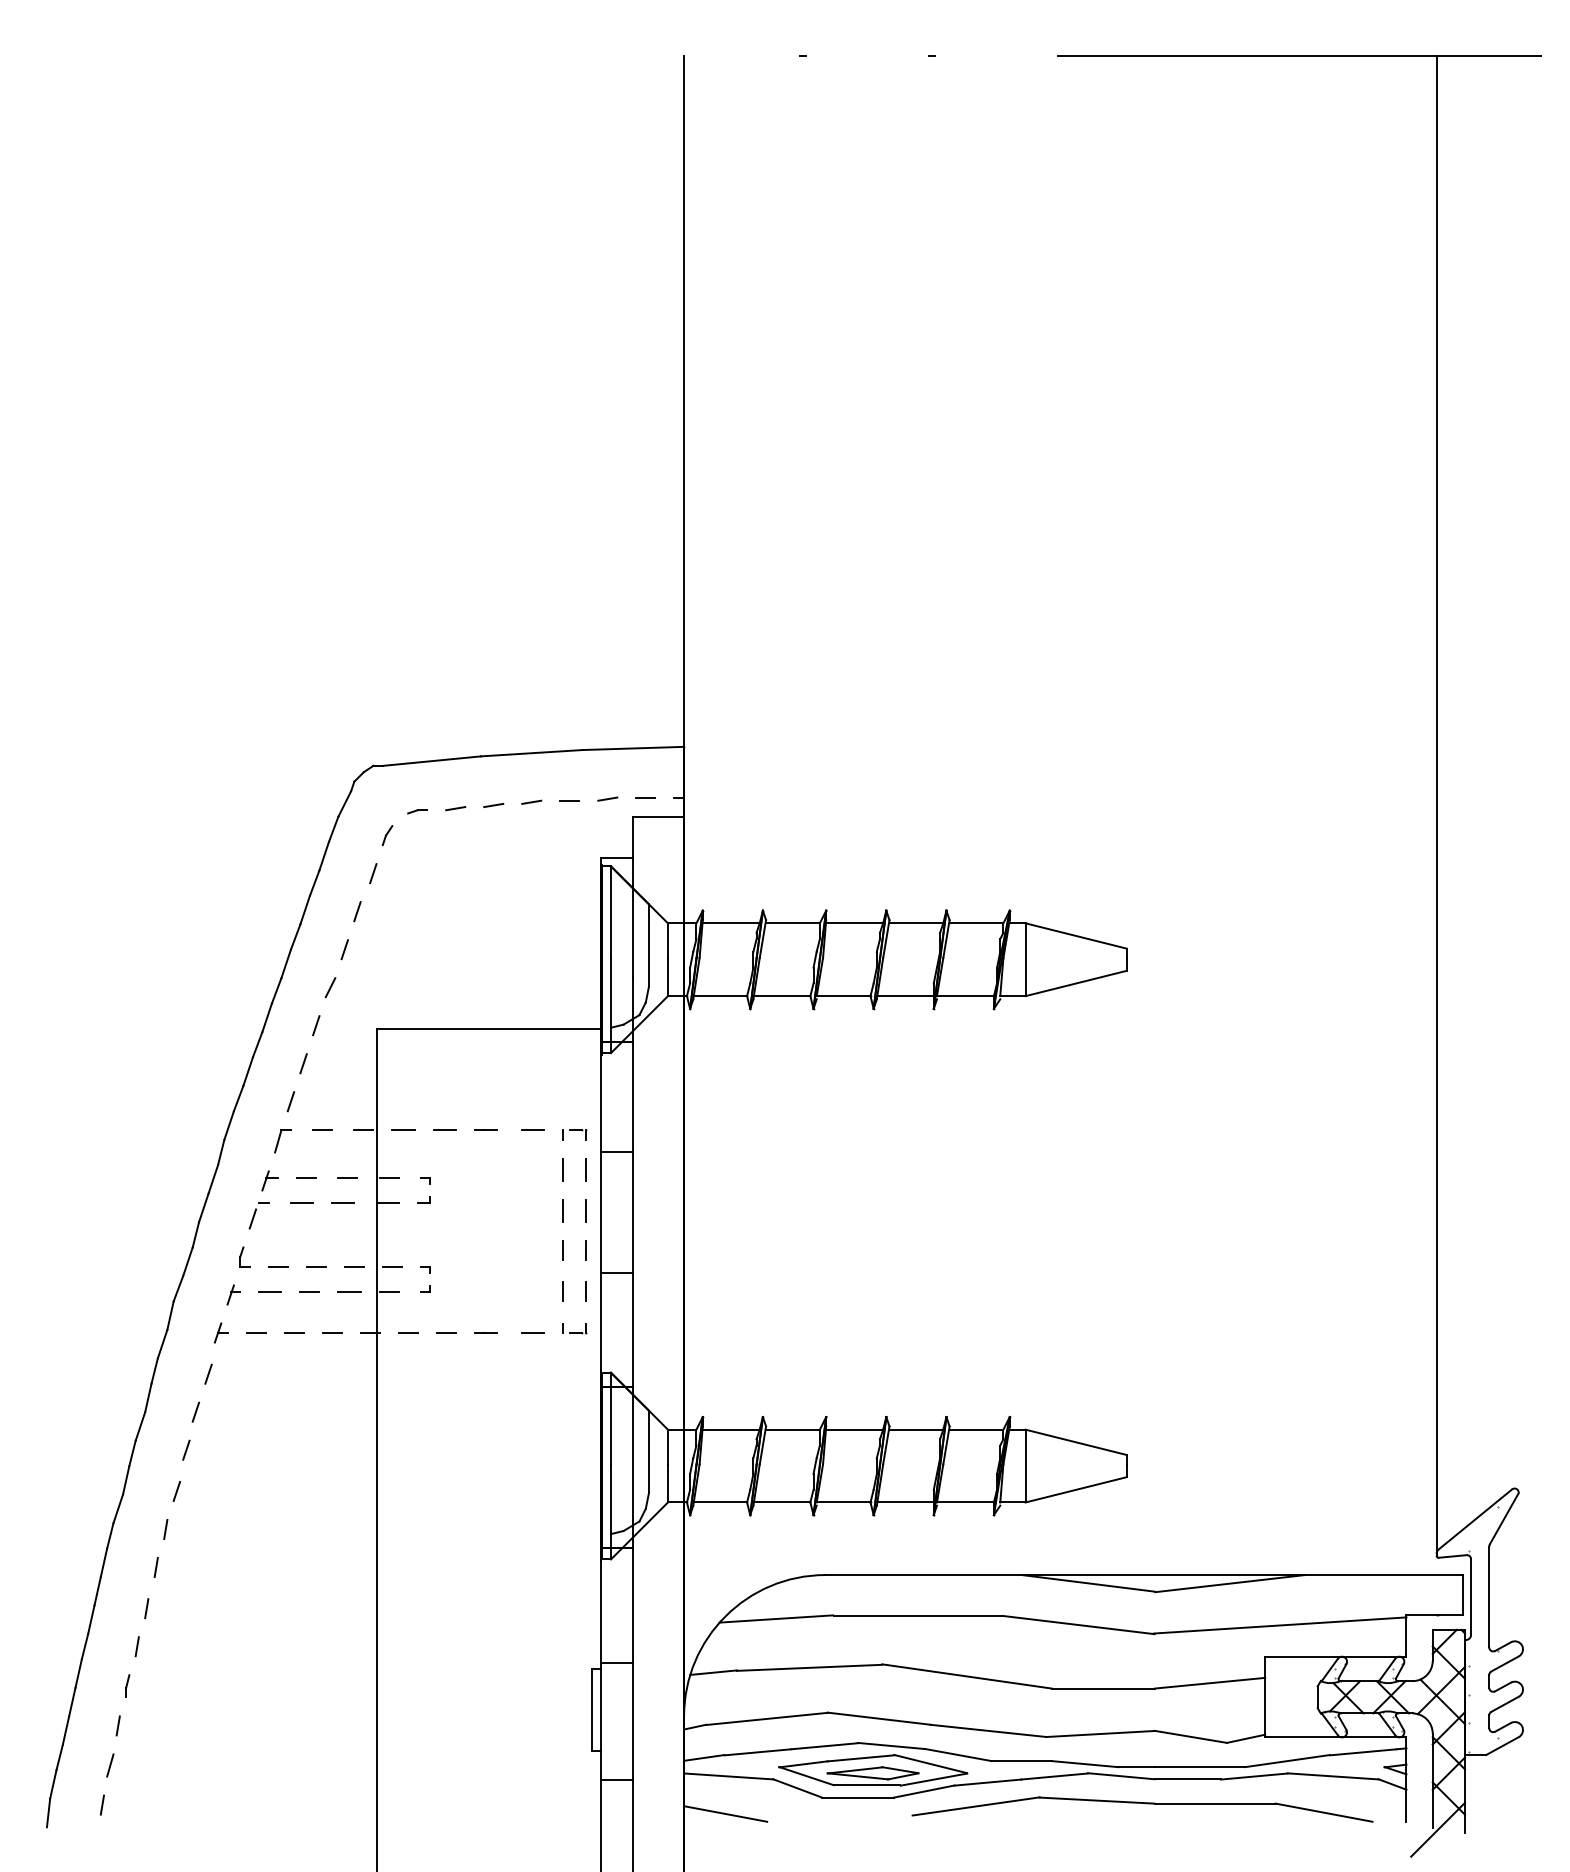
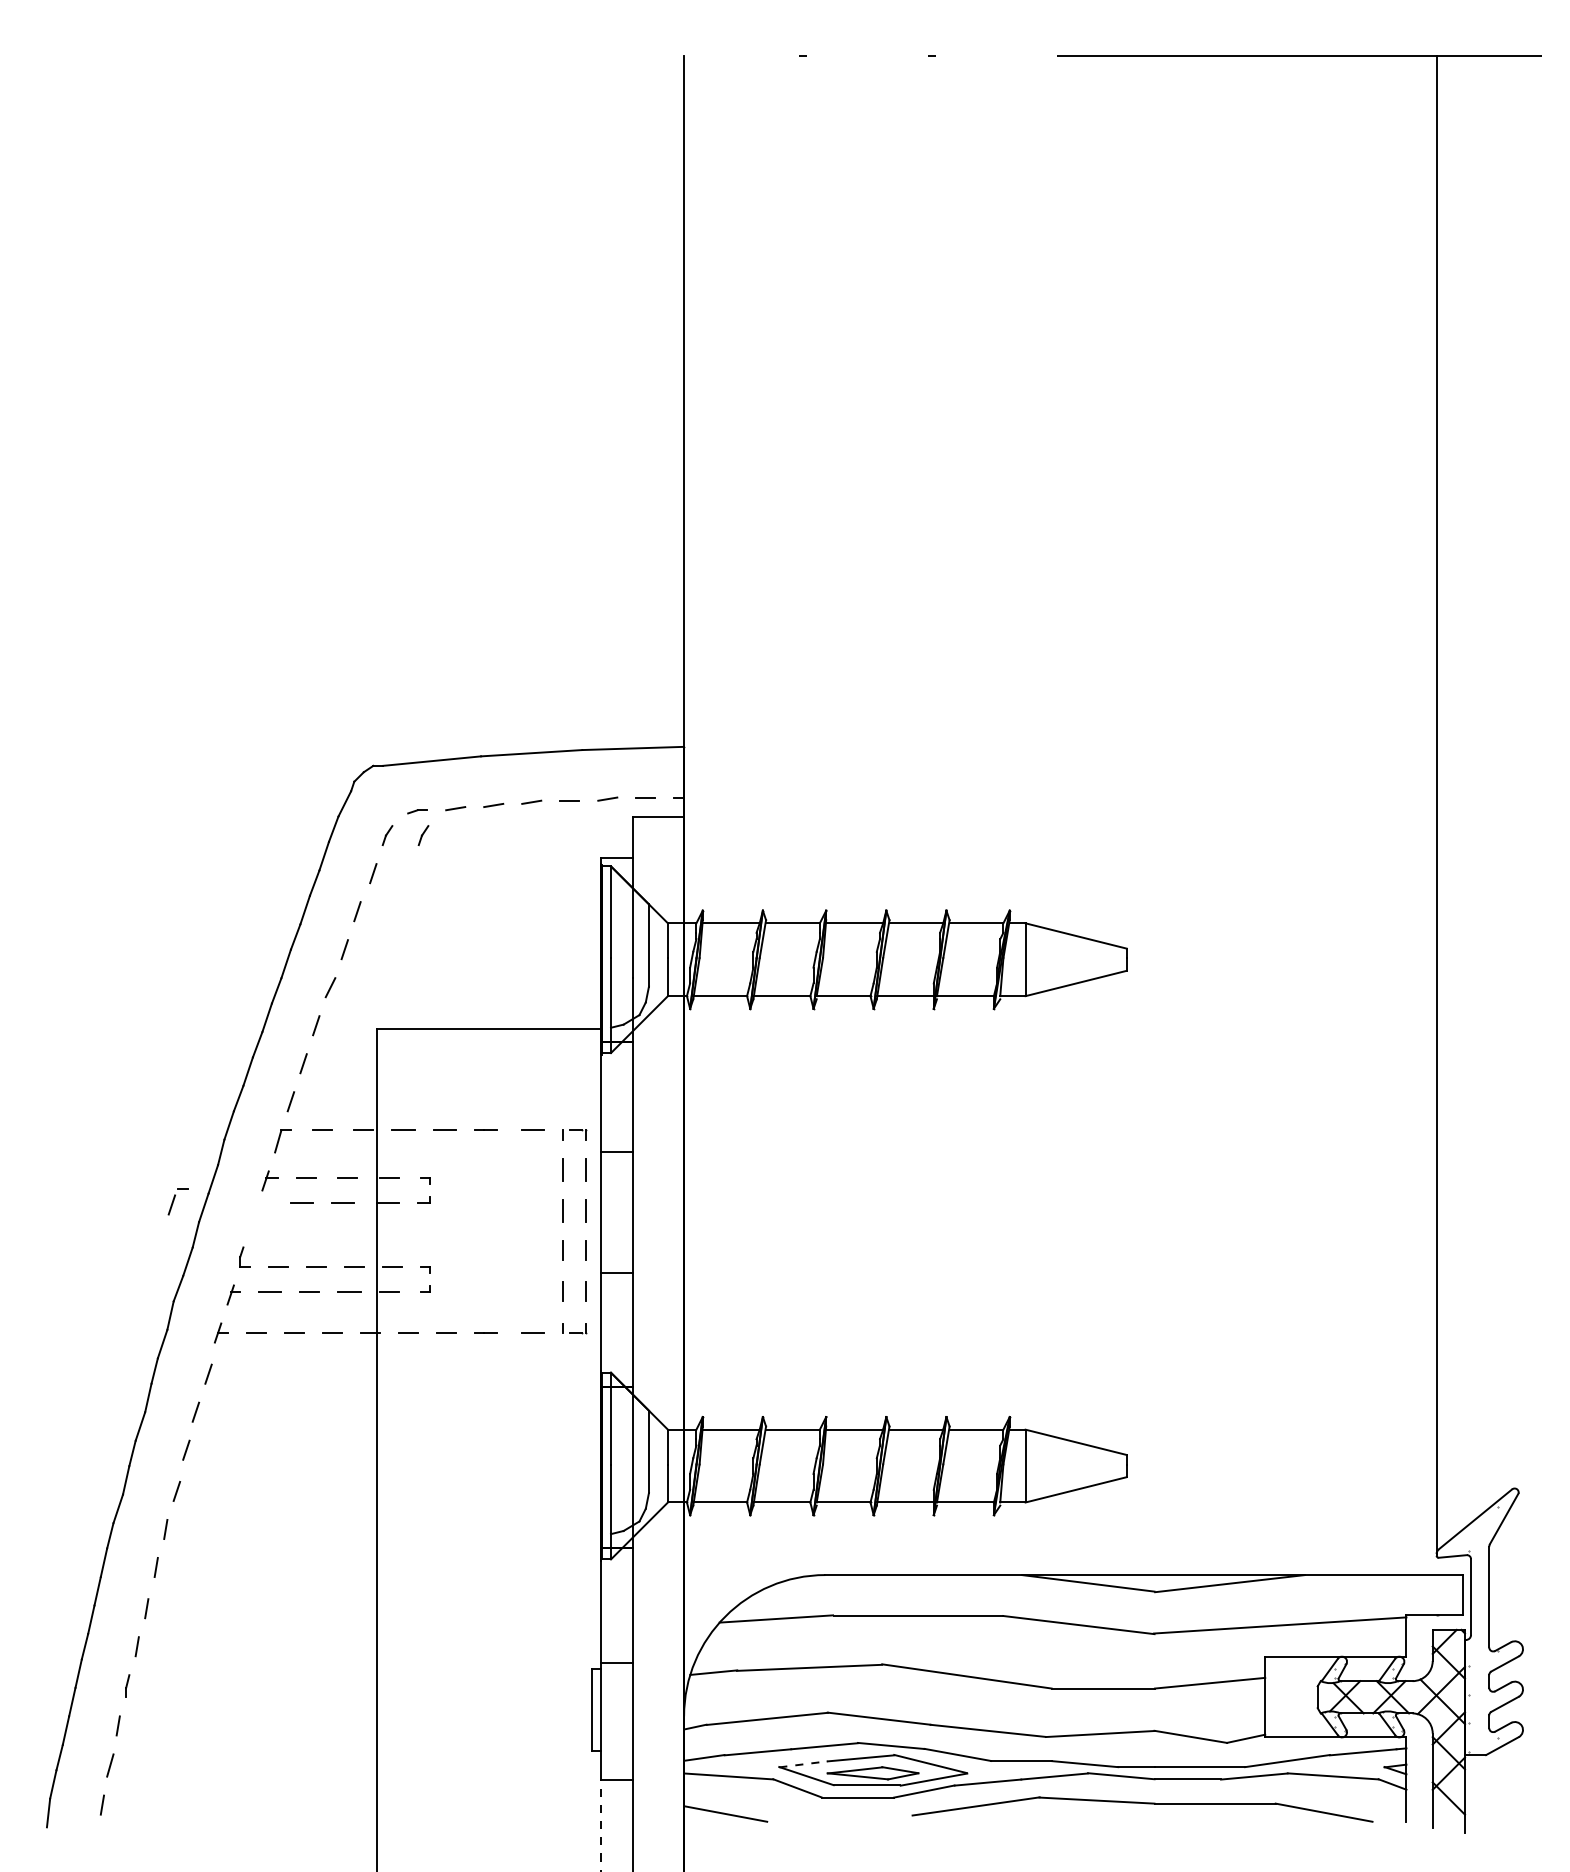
part: none -> present (423, 835)
part position: (258, 1215) -> (177, 1201) (177, 1201)
line: solid -> dashed (804, 1764)
line: solid -> dashed (601, 1825)
line: present -> none (1438, 1829)
